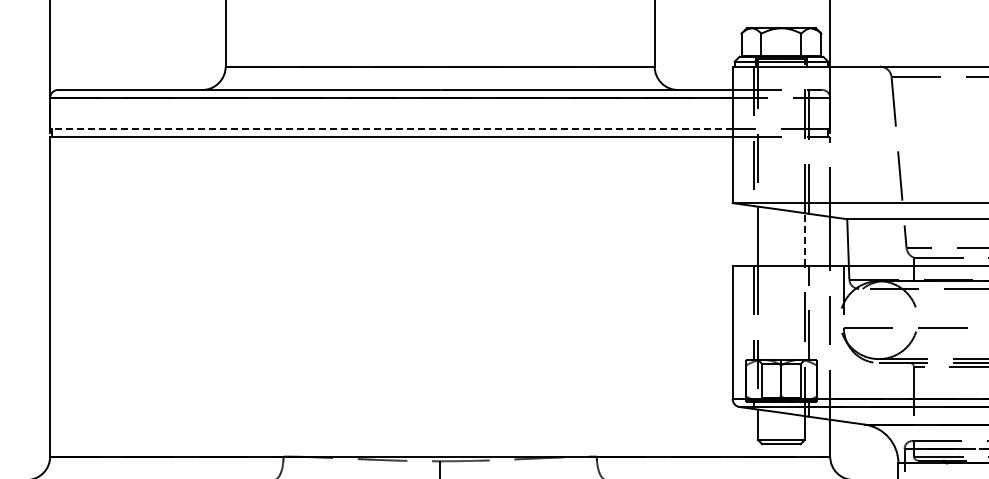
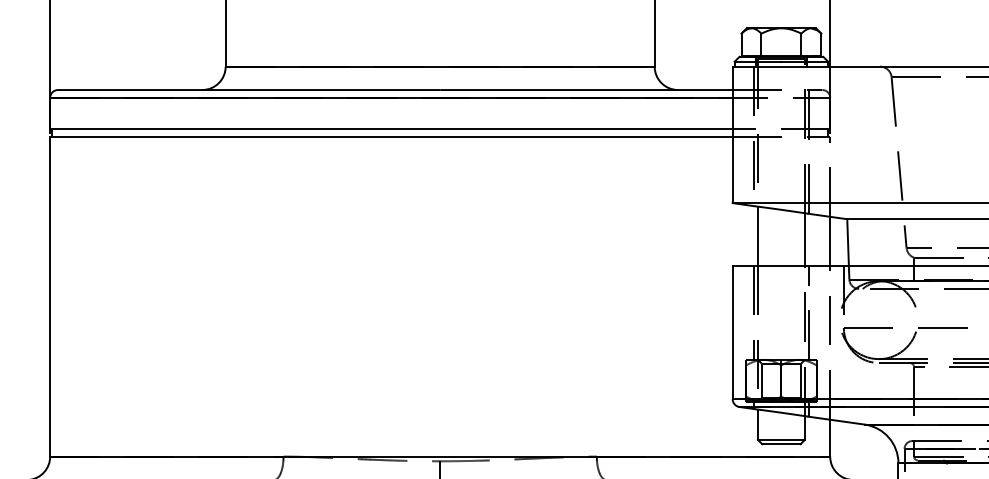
line: dashed -> solid (390, 129)
line: dashed -> solid (804, 238)
